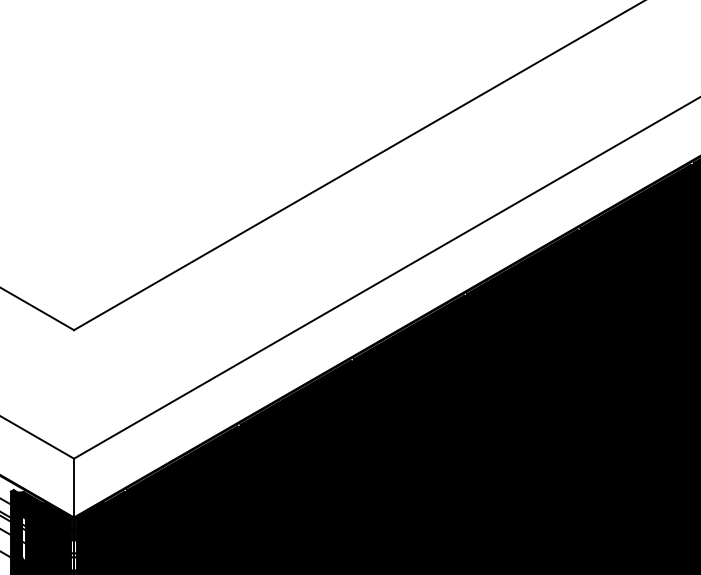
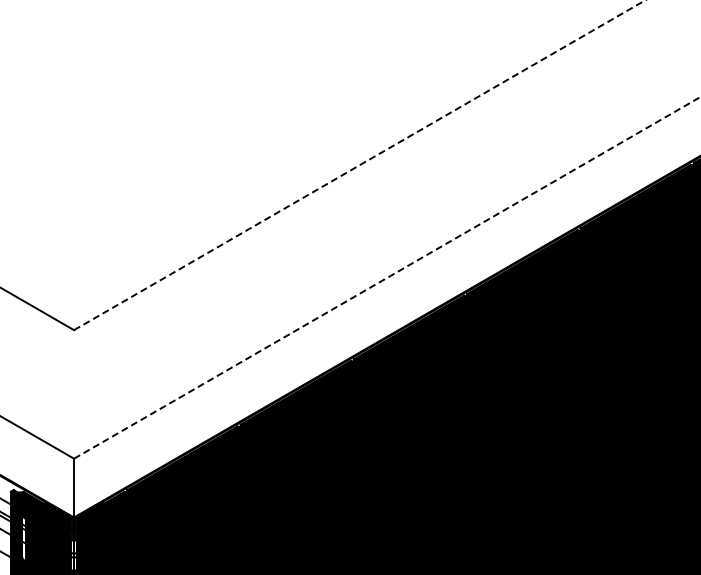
line: solid -> dashed (359, 165)
line: solid -> dashed (387, 277)
